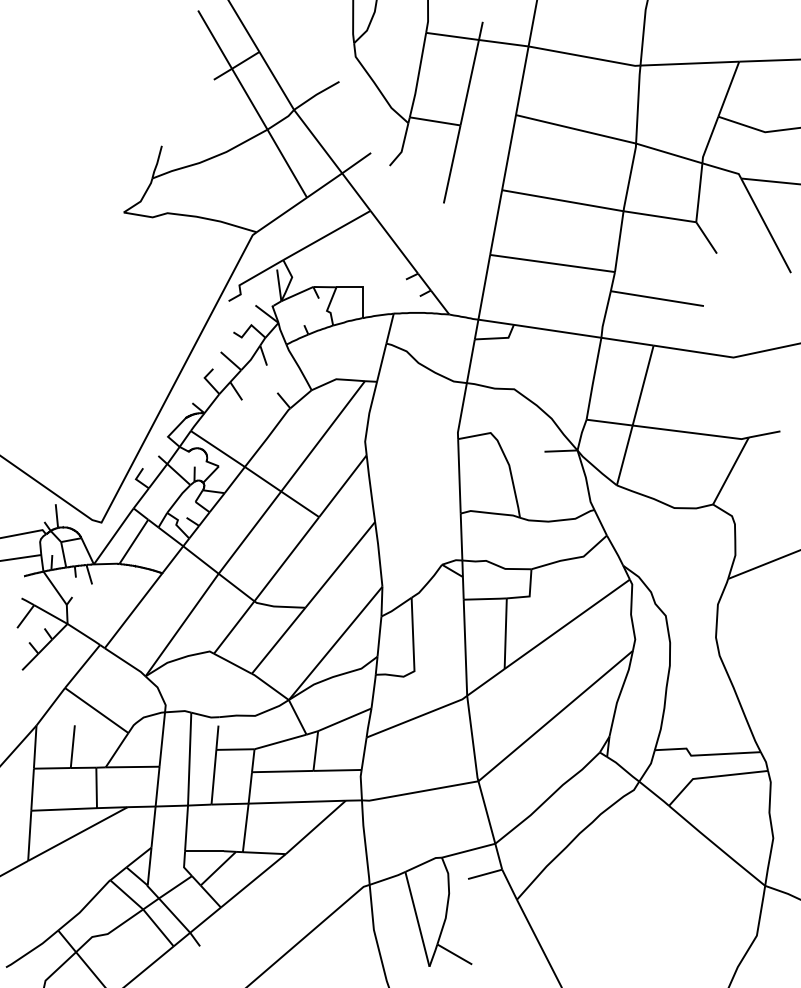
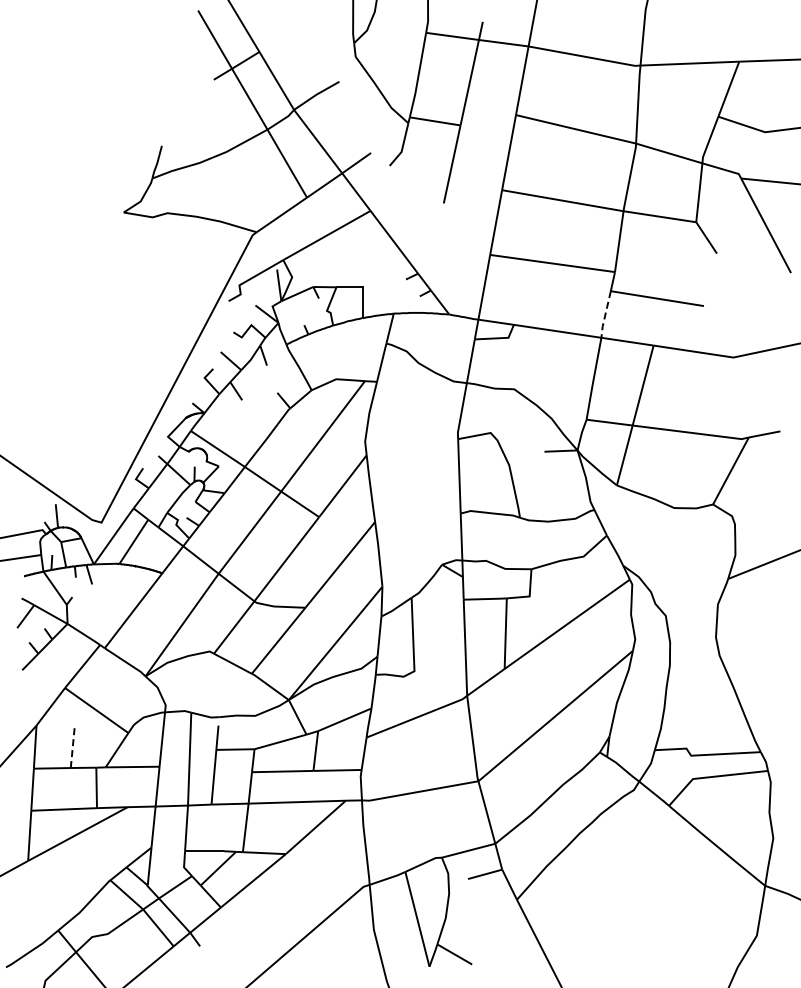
line: solid -> dashed (605, 315)
line: solid -> dashed (72, 746)
